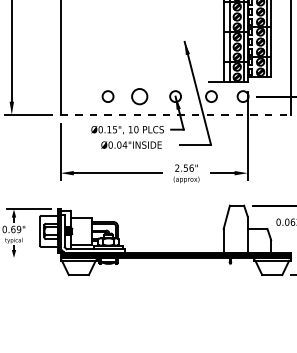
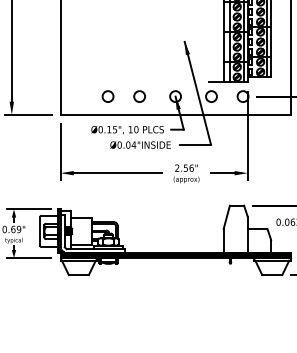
circle size: 18x18 px -> 13x13 px (139, 96)
line: dashed -> solid (175, 114)
text position: (131, 144) -> (140, 144) (140, 144)
line: none -> present (28, 257)
